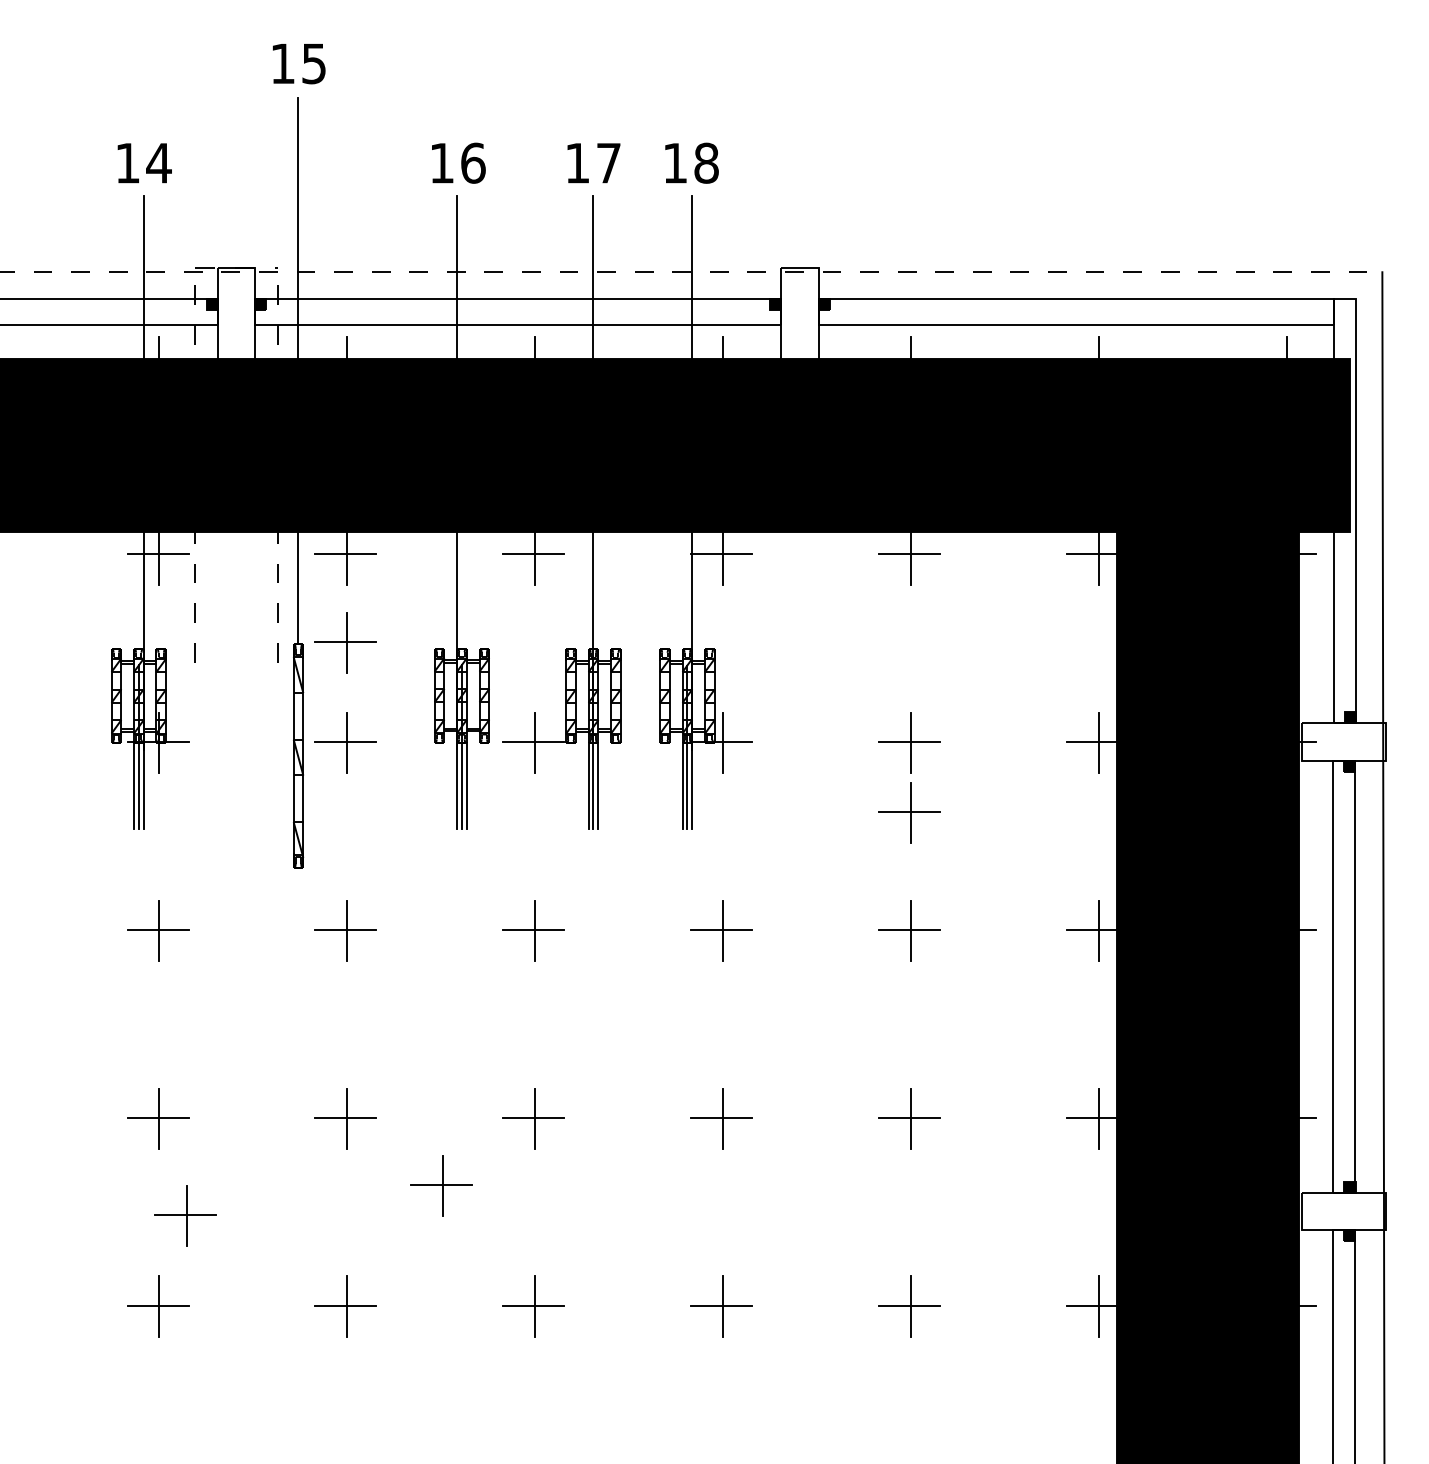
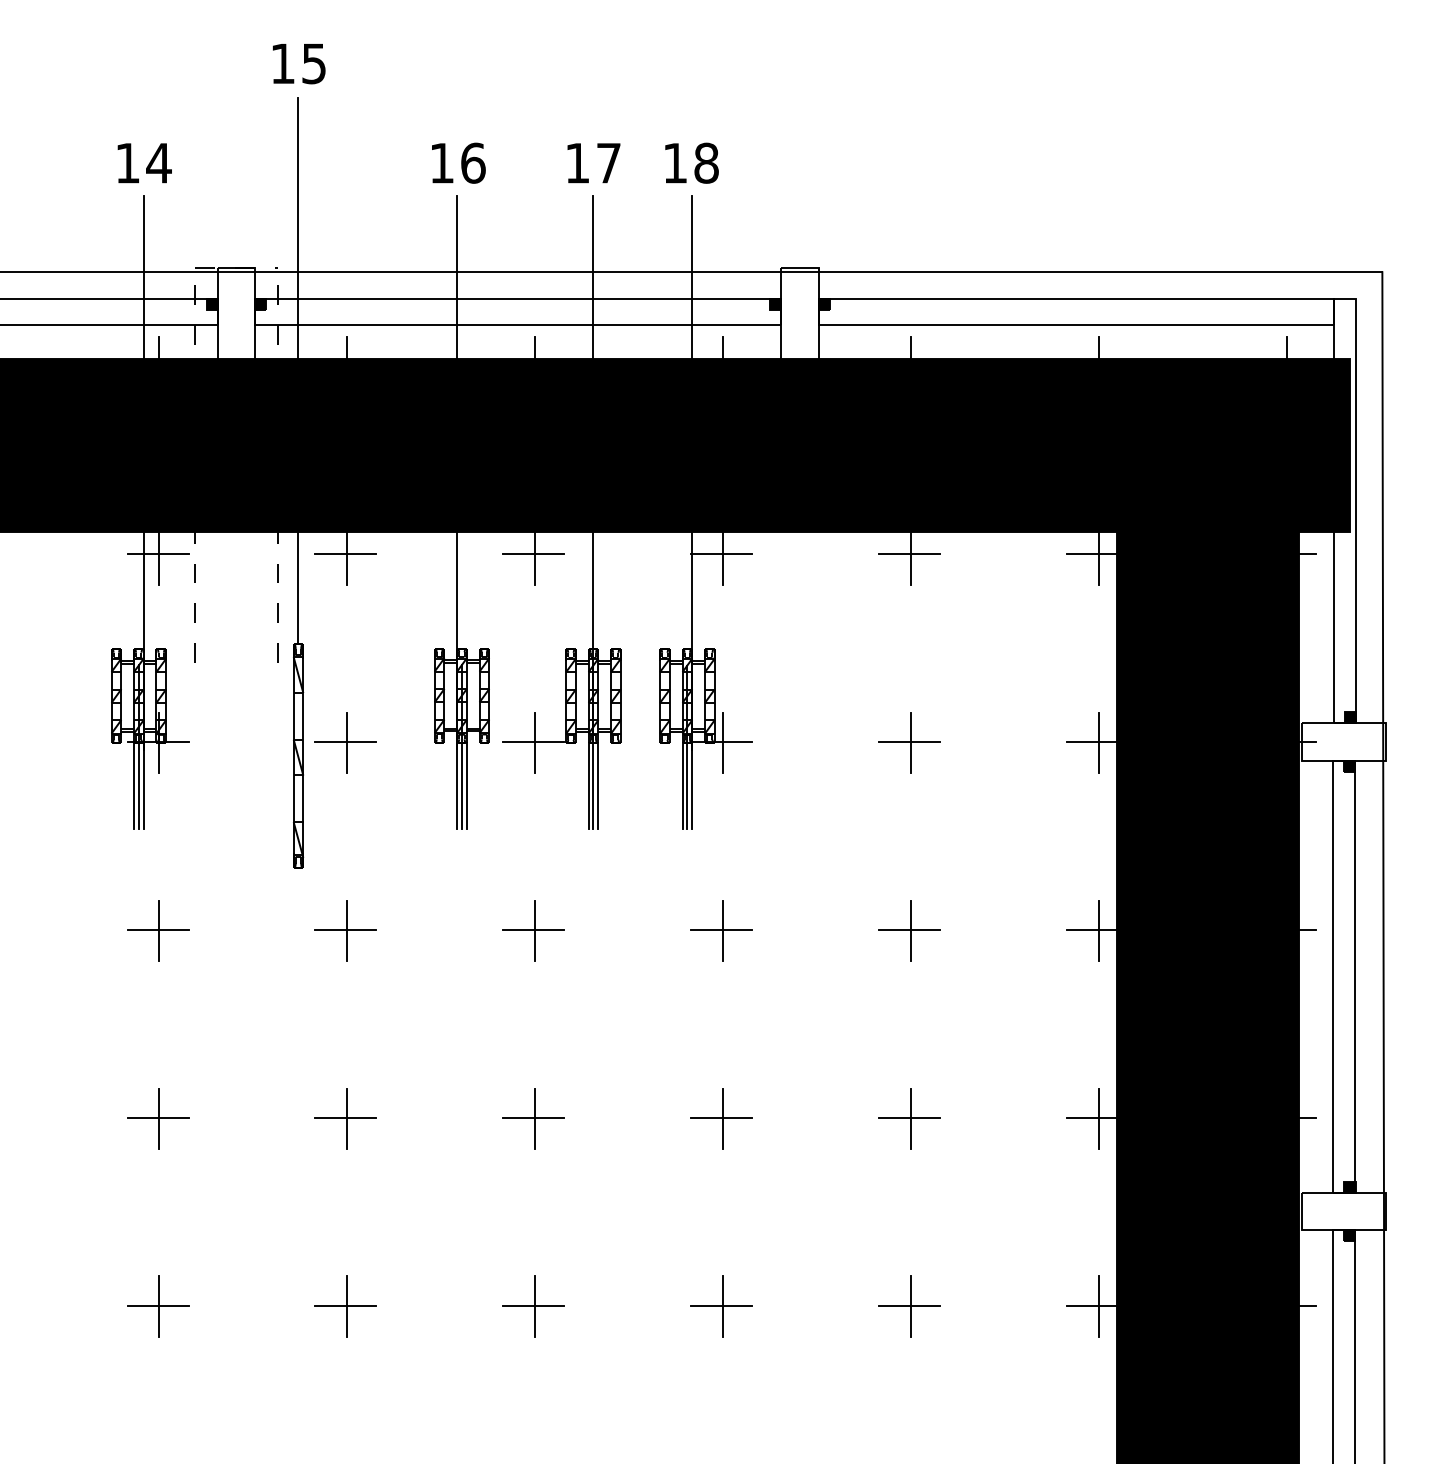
line: dashed -> solid (691, 272)
part: present -> none (345, 642)
part: present -> none (909, 812)
part: present -> none (441, 1185)
part: present -> none (185, 1215)
